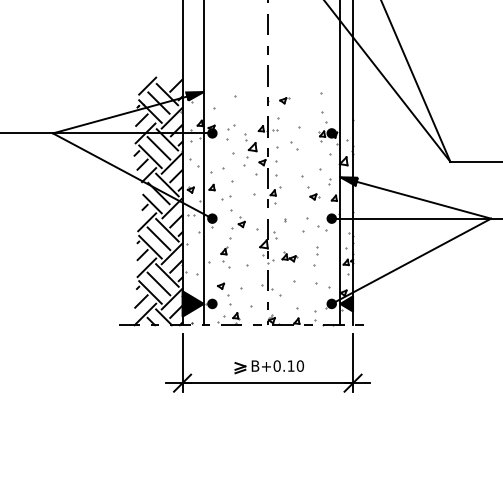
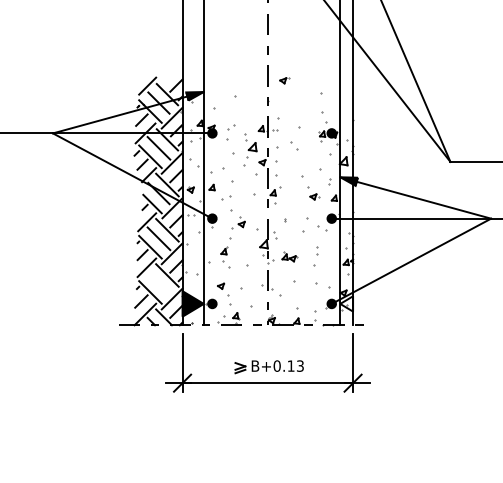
part position: (284, 100) -> (284, 80) (284, 80)
line: present -> none (158, 283)
fill: present -> none (346, 303)
text: B+0.10 -> B+0.13 (300, 365)
